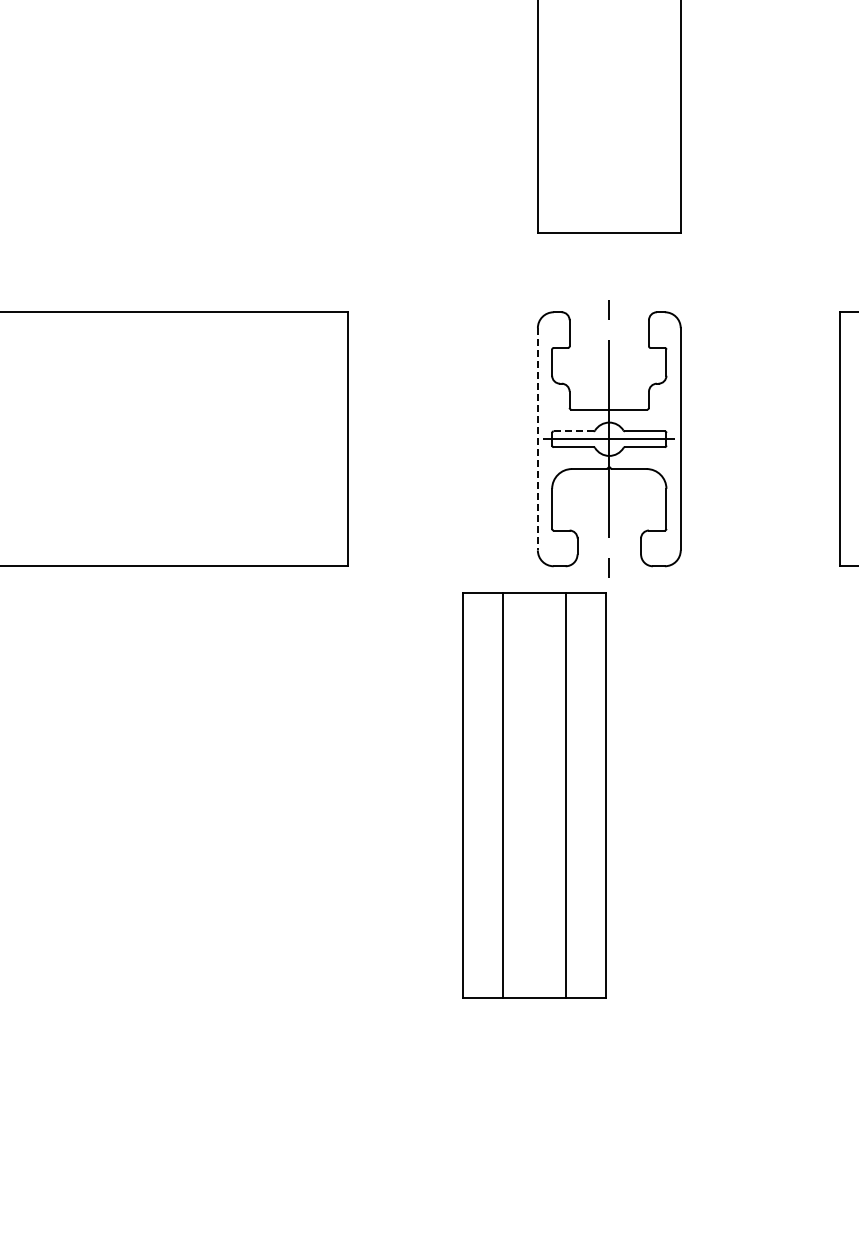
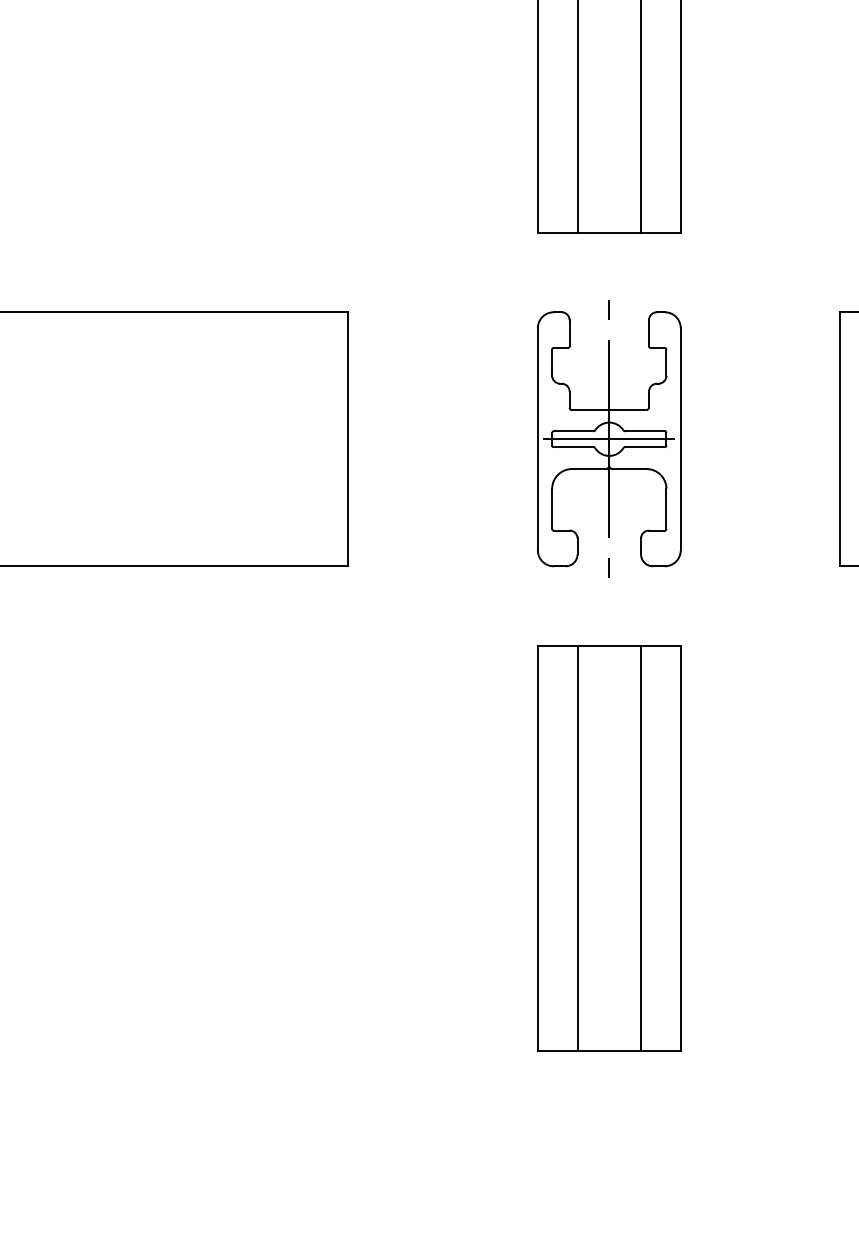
line: none -> present (577, 117)
line: none -> present (641, 117)
line: dashed -> solid (573, 431)
line: dashed -> solid (537, 439)
part position: (534, 795) -> (609, 848) (609, 848)
